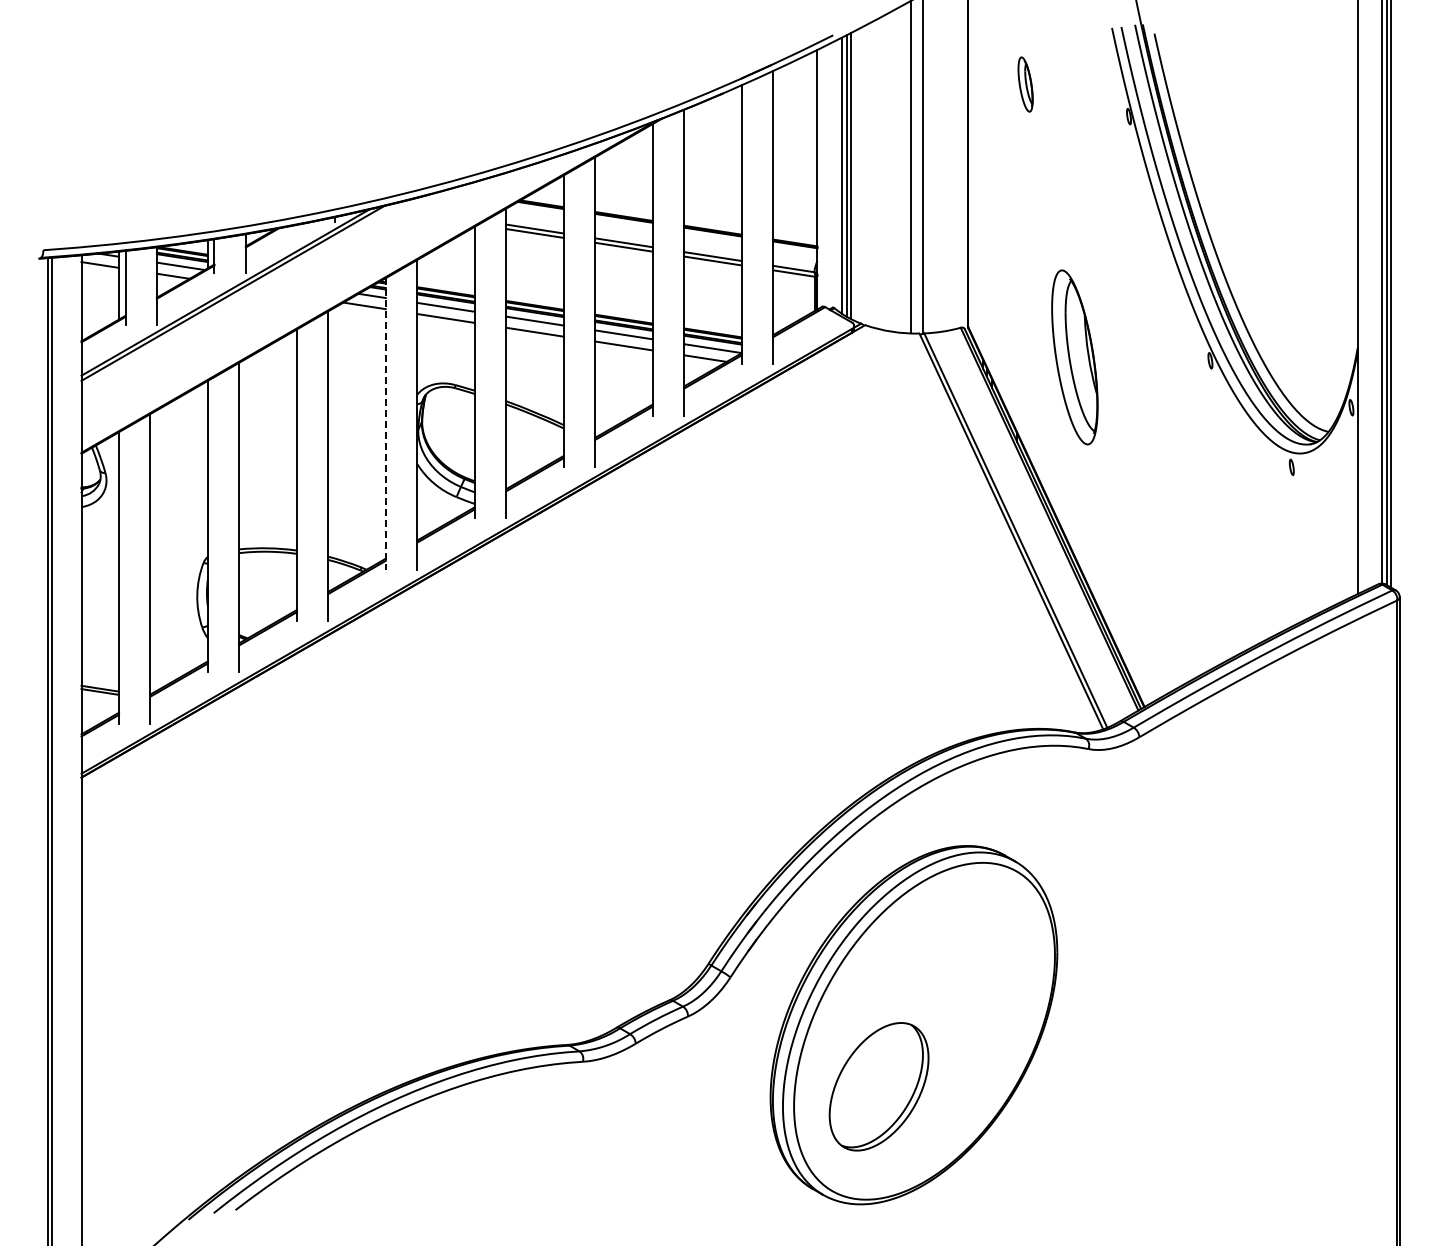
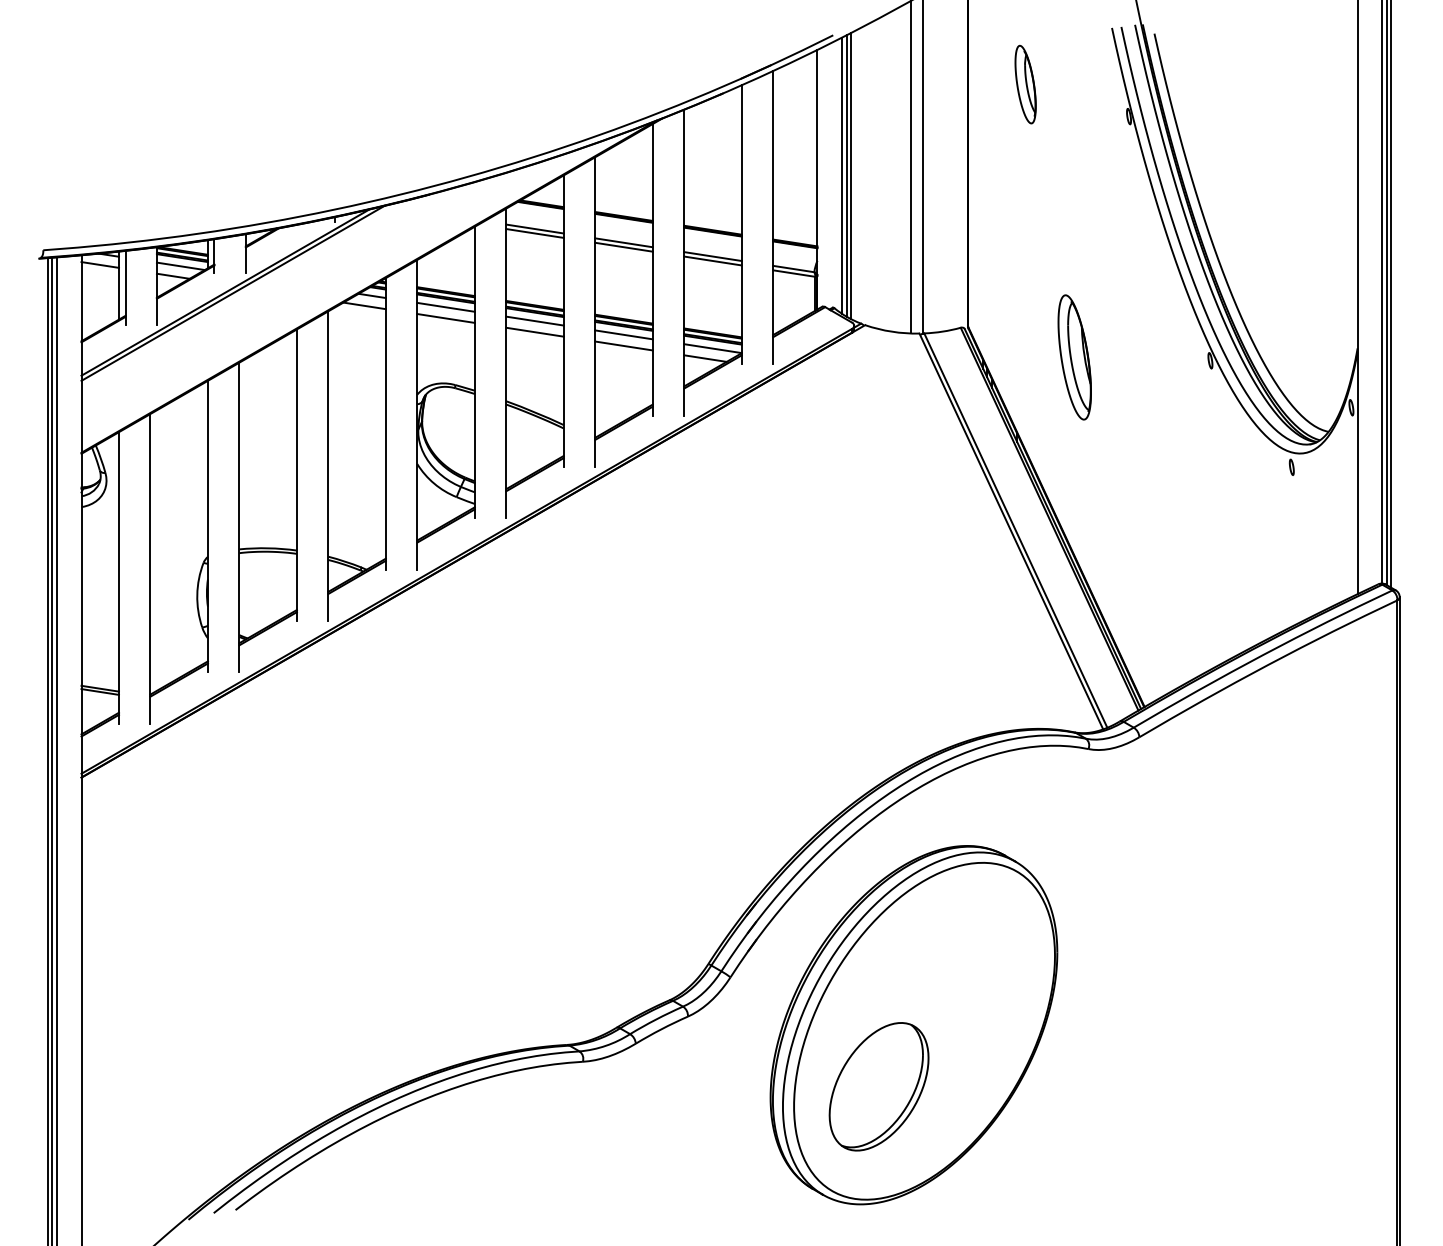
part size: 17x57 px -> 23x81 px (1025, 84)
part size: 48x177 px -> 35x127 px (1074, 357)
line: dashed -> solid (385, 423)
line: none -> present (56, 749)
